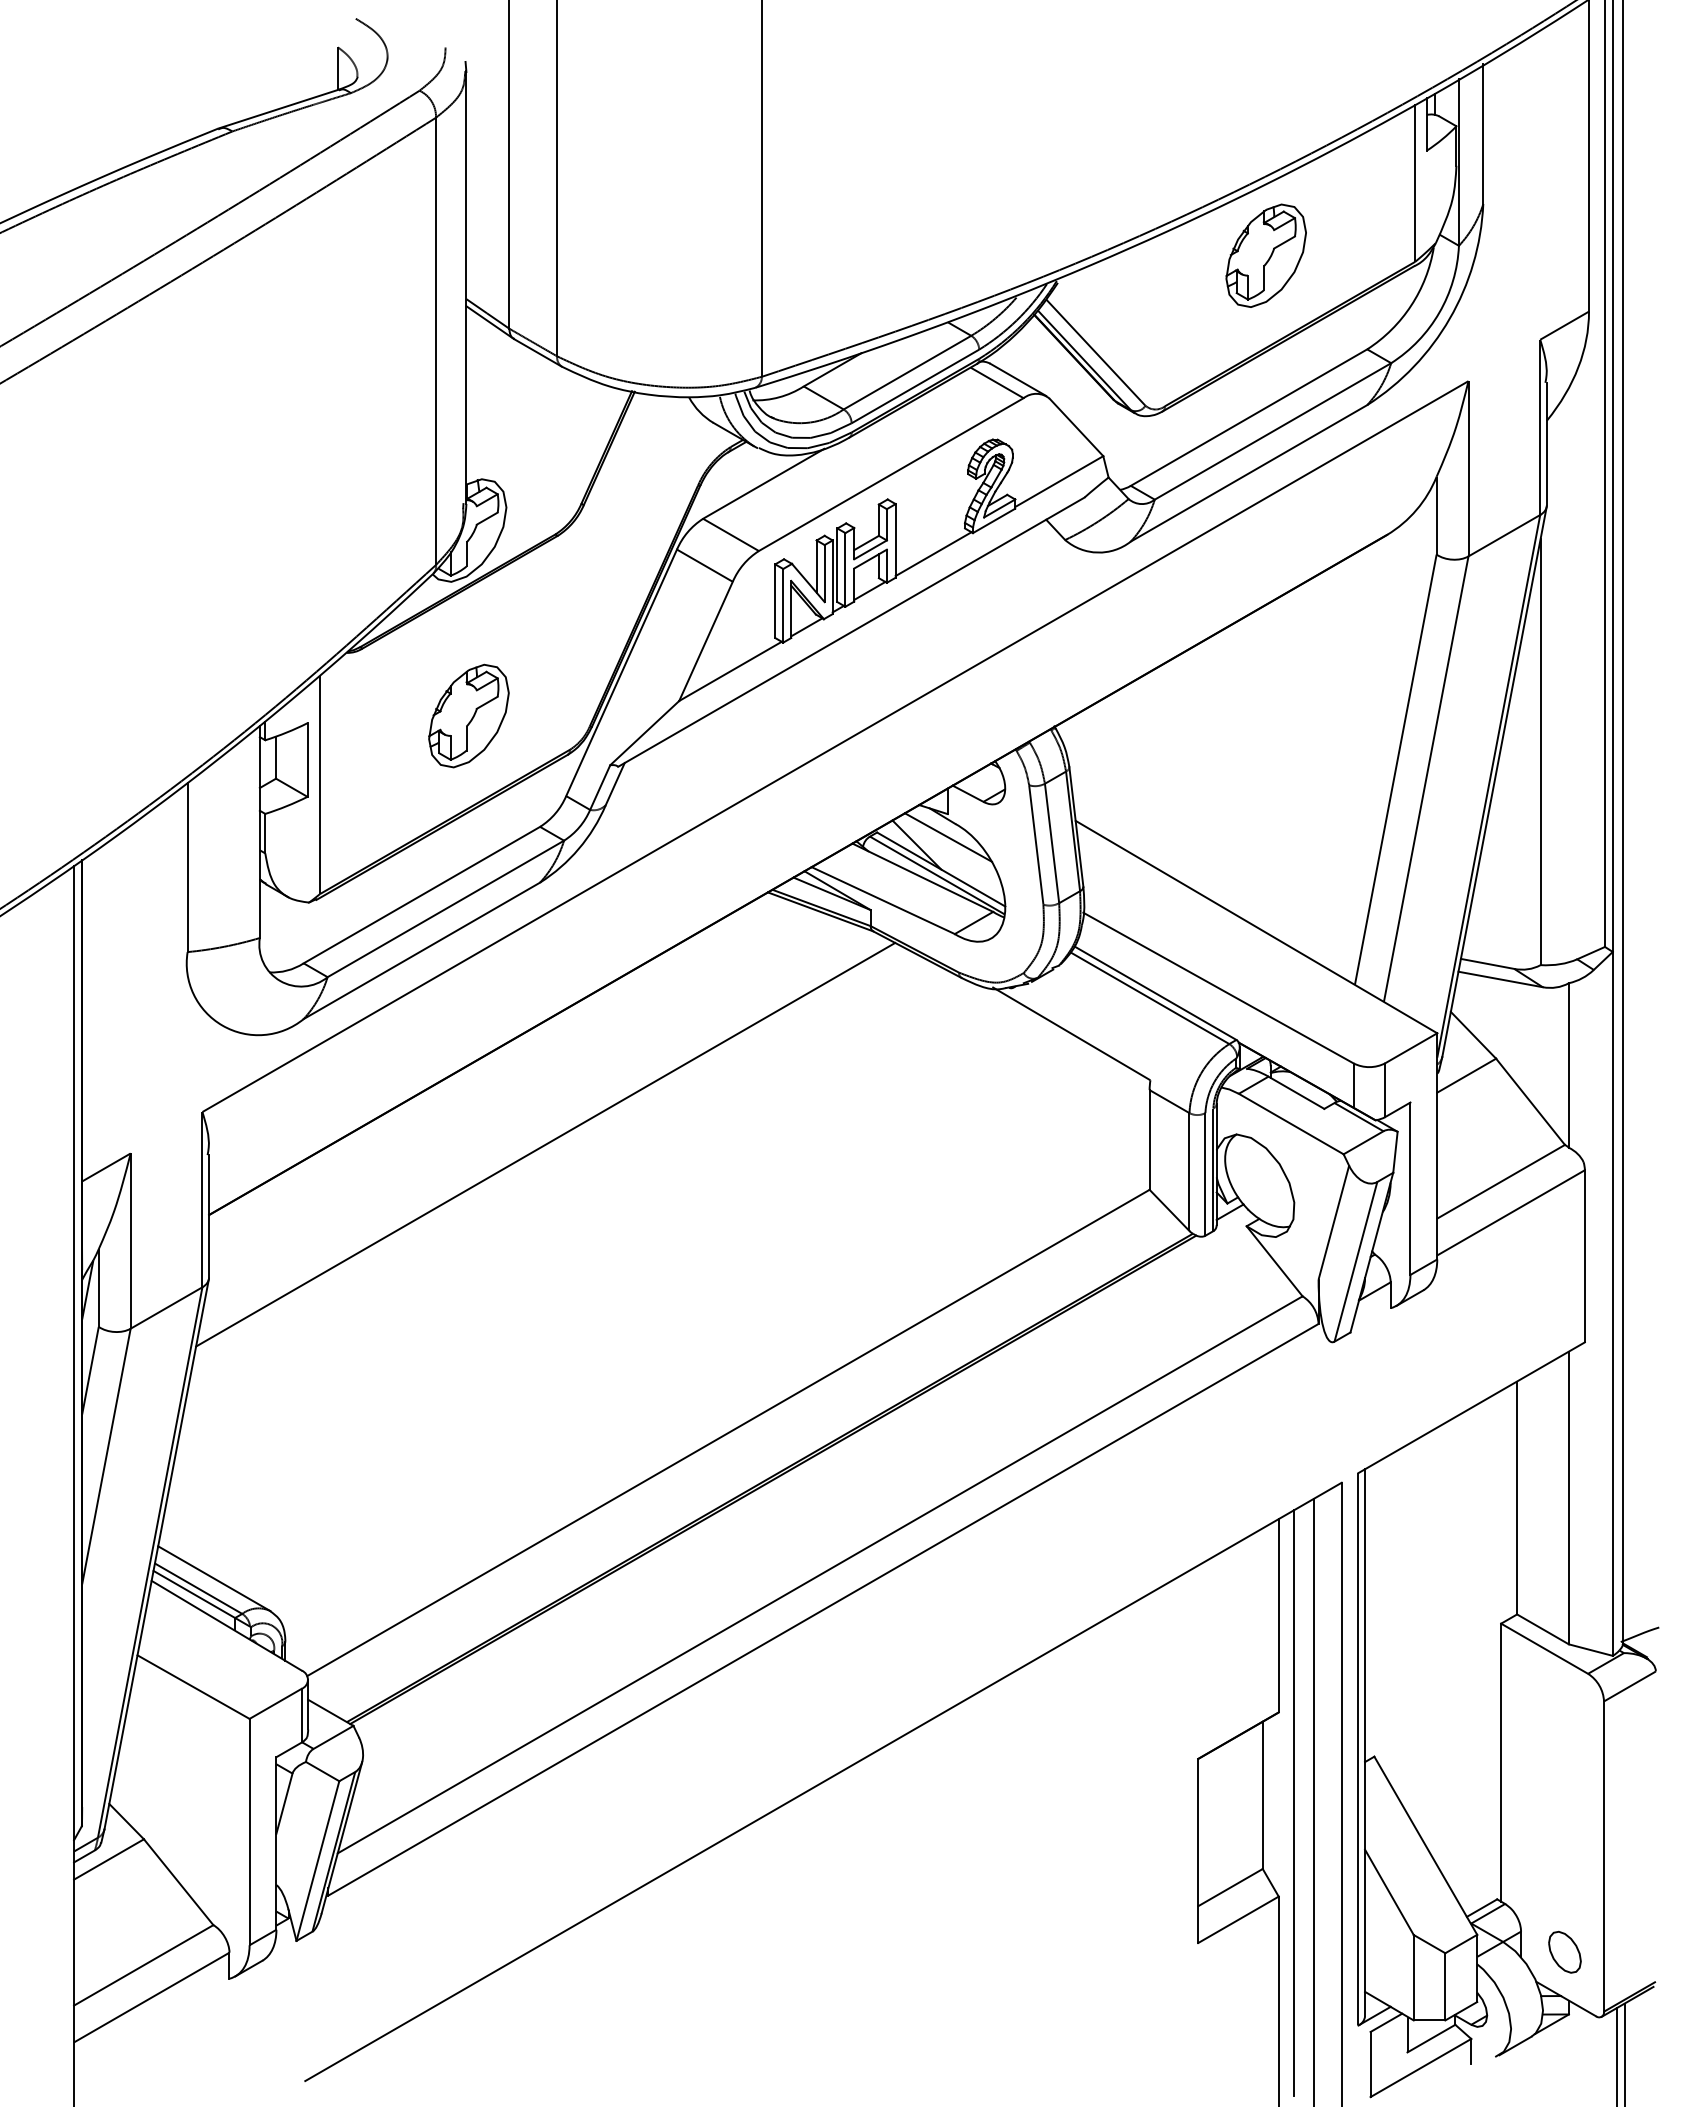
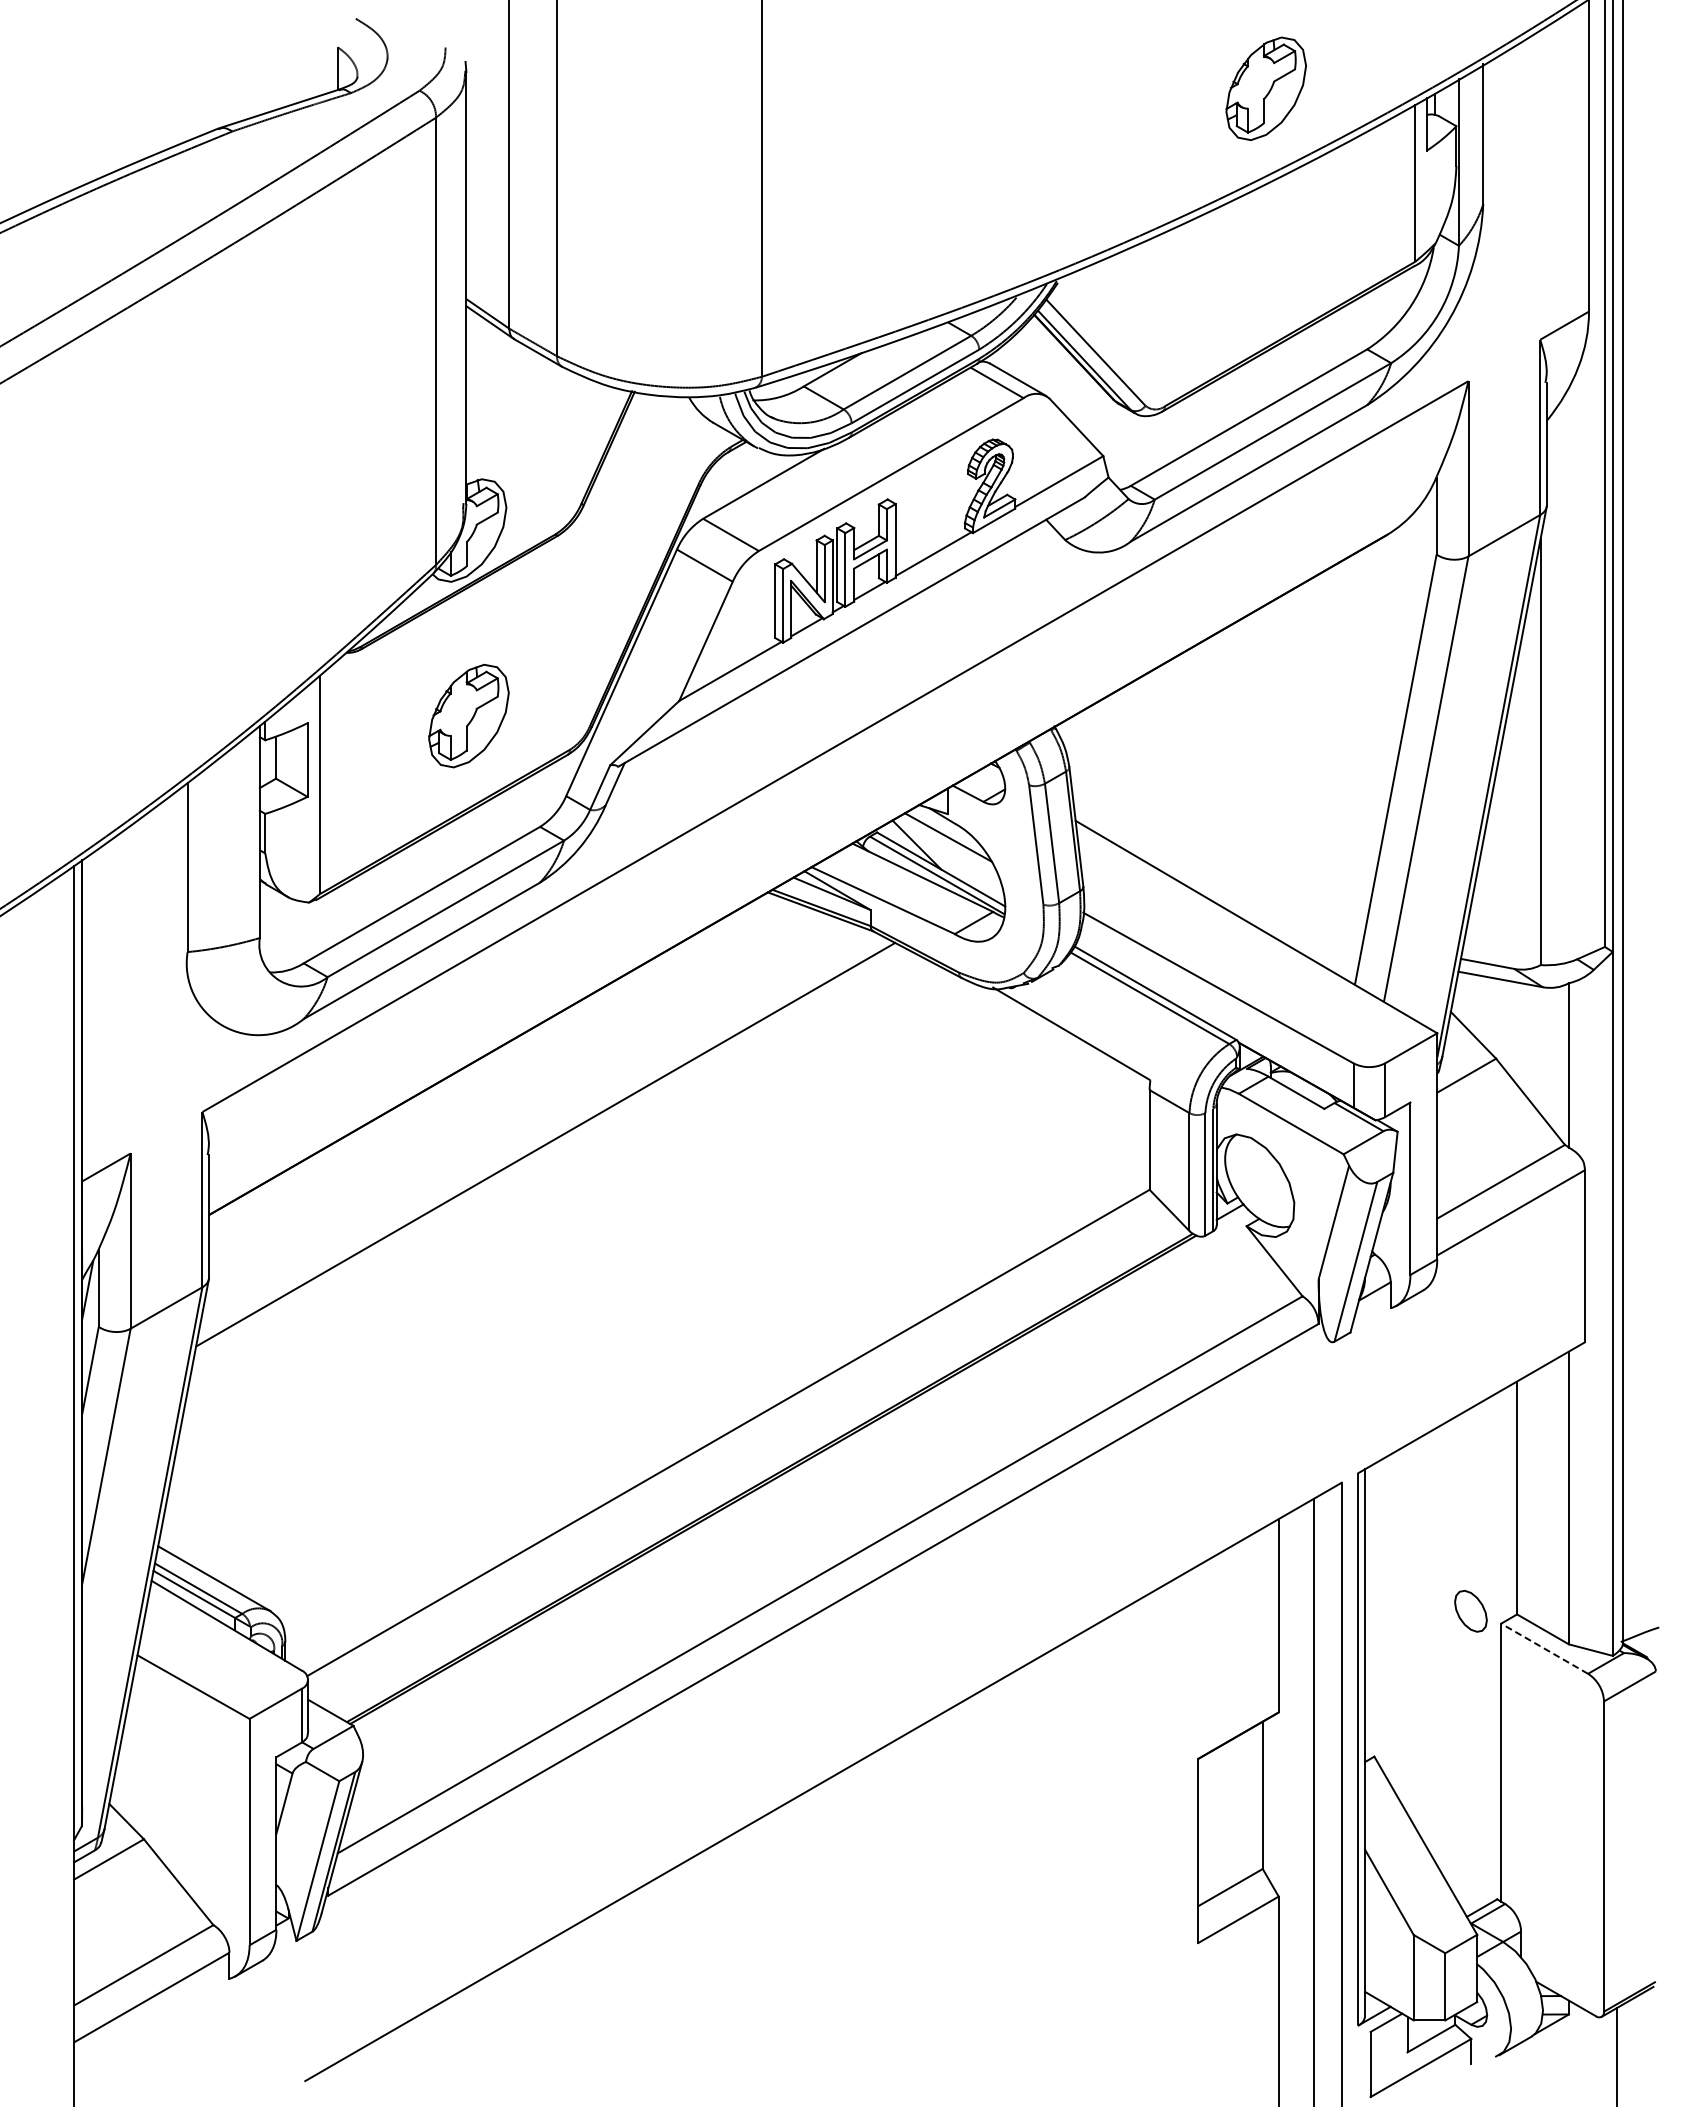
part position: (1265, 255) -> (1265, 88) (1265, 88)
line: solid -> dashed (1544, 1648)
line: present -> none (1293, 1802)
part position: (1564, 1951) -> (1470, 1610) (1470, 1610)
line: present -> none (1624, 2053)
